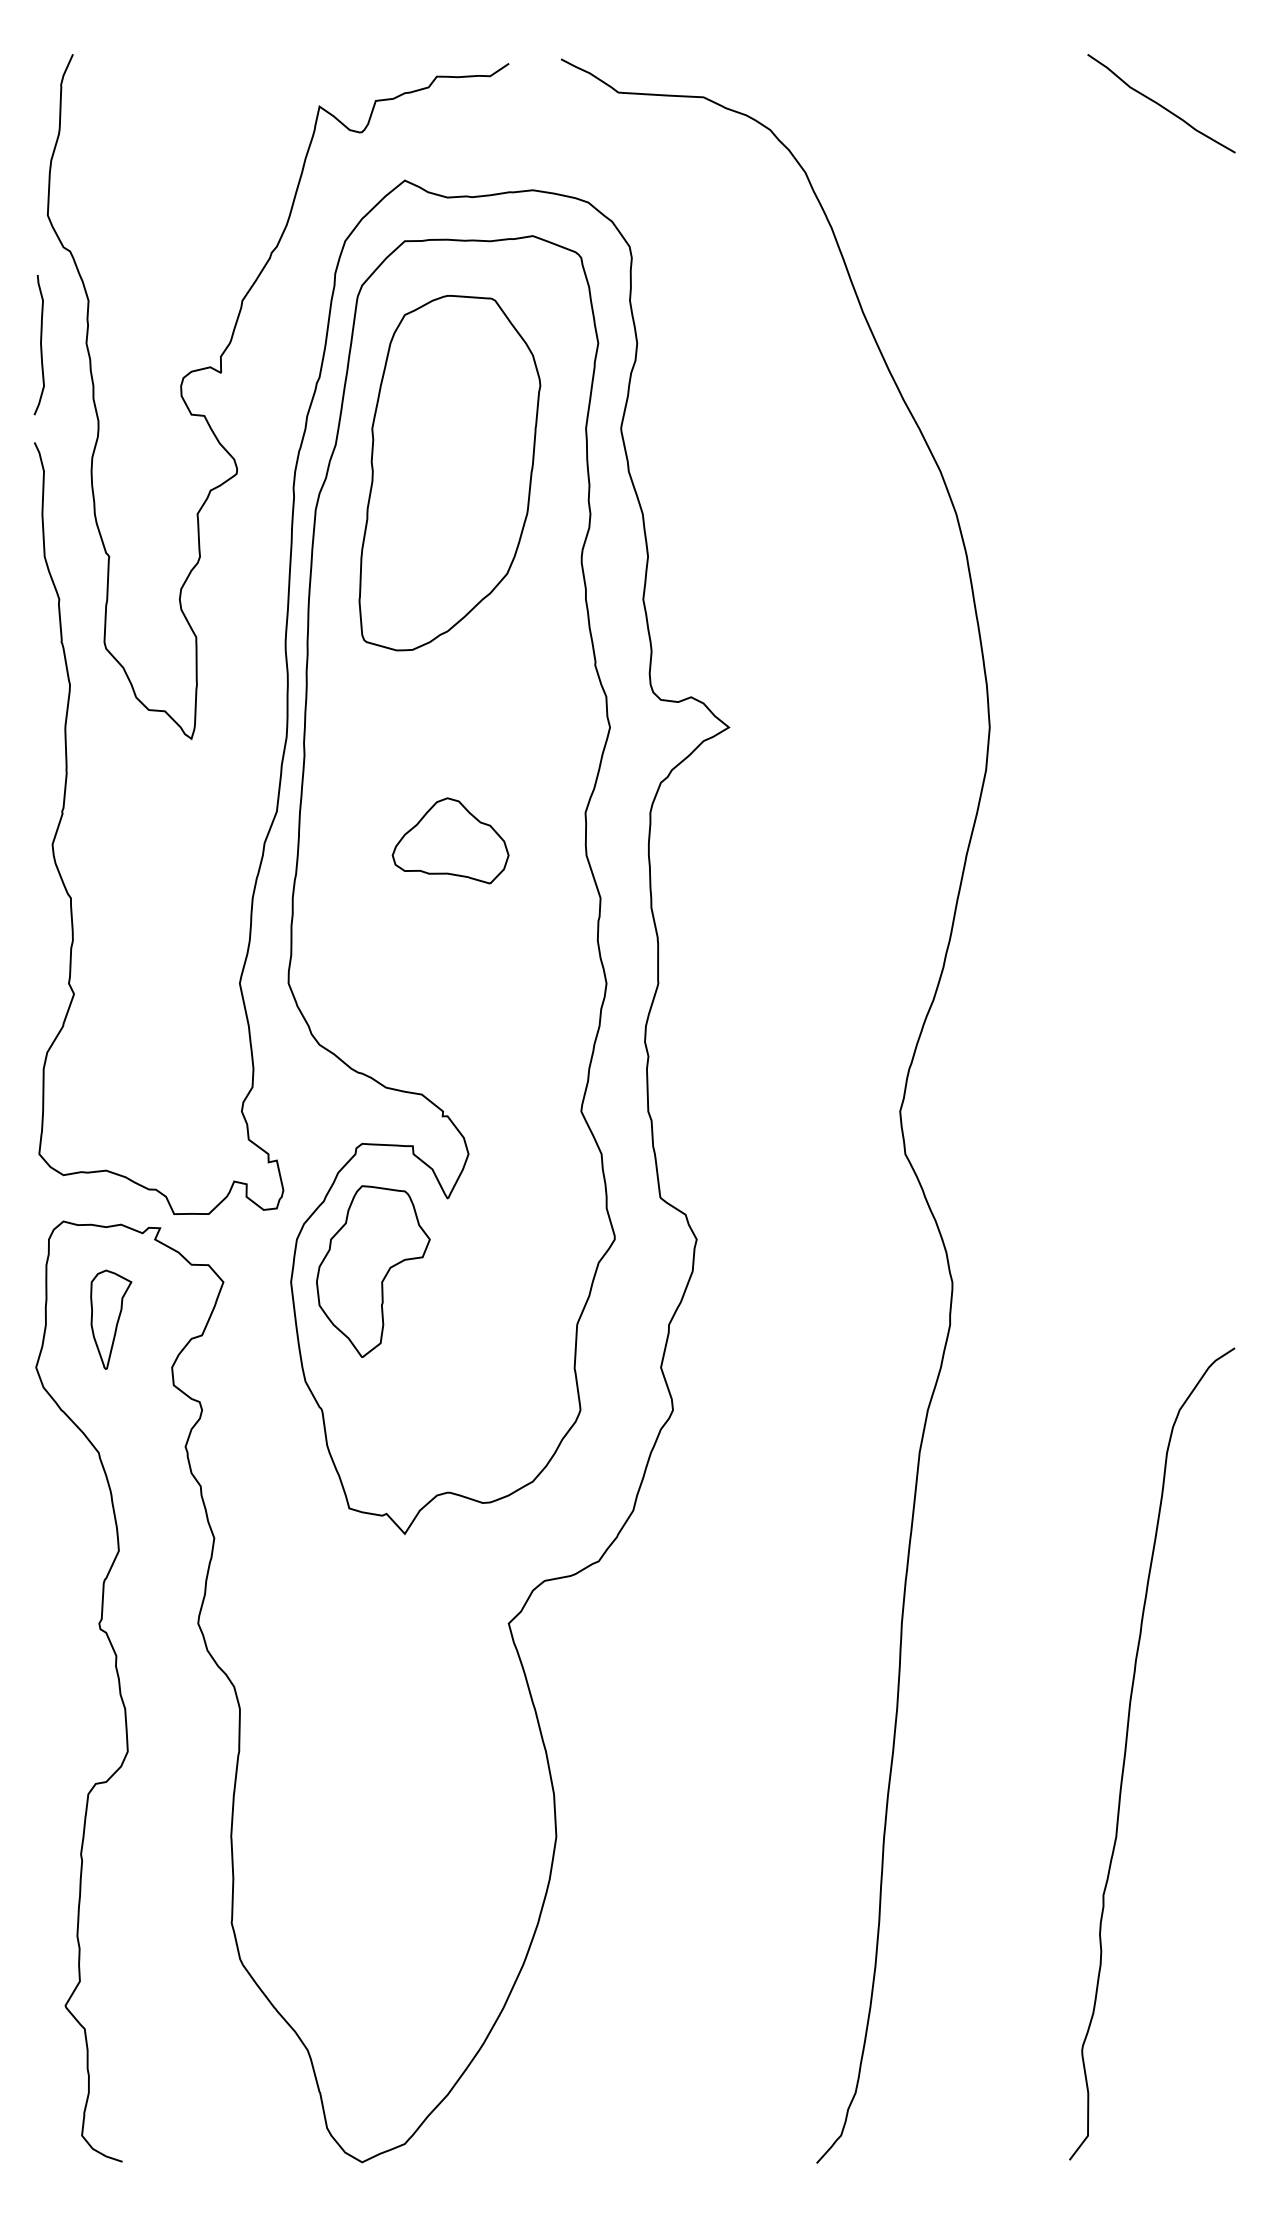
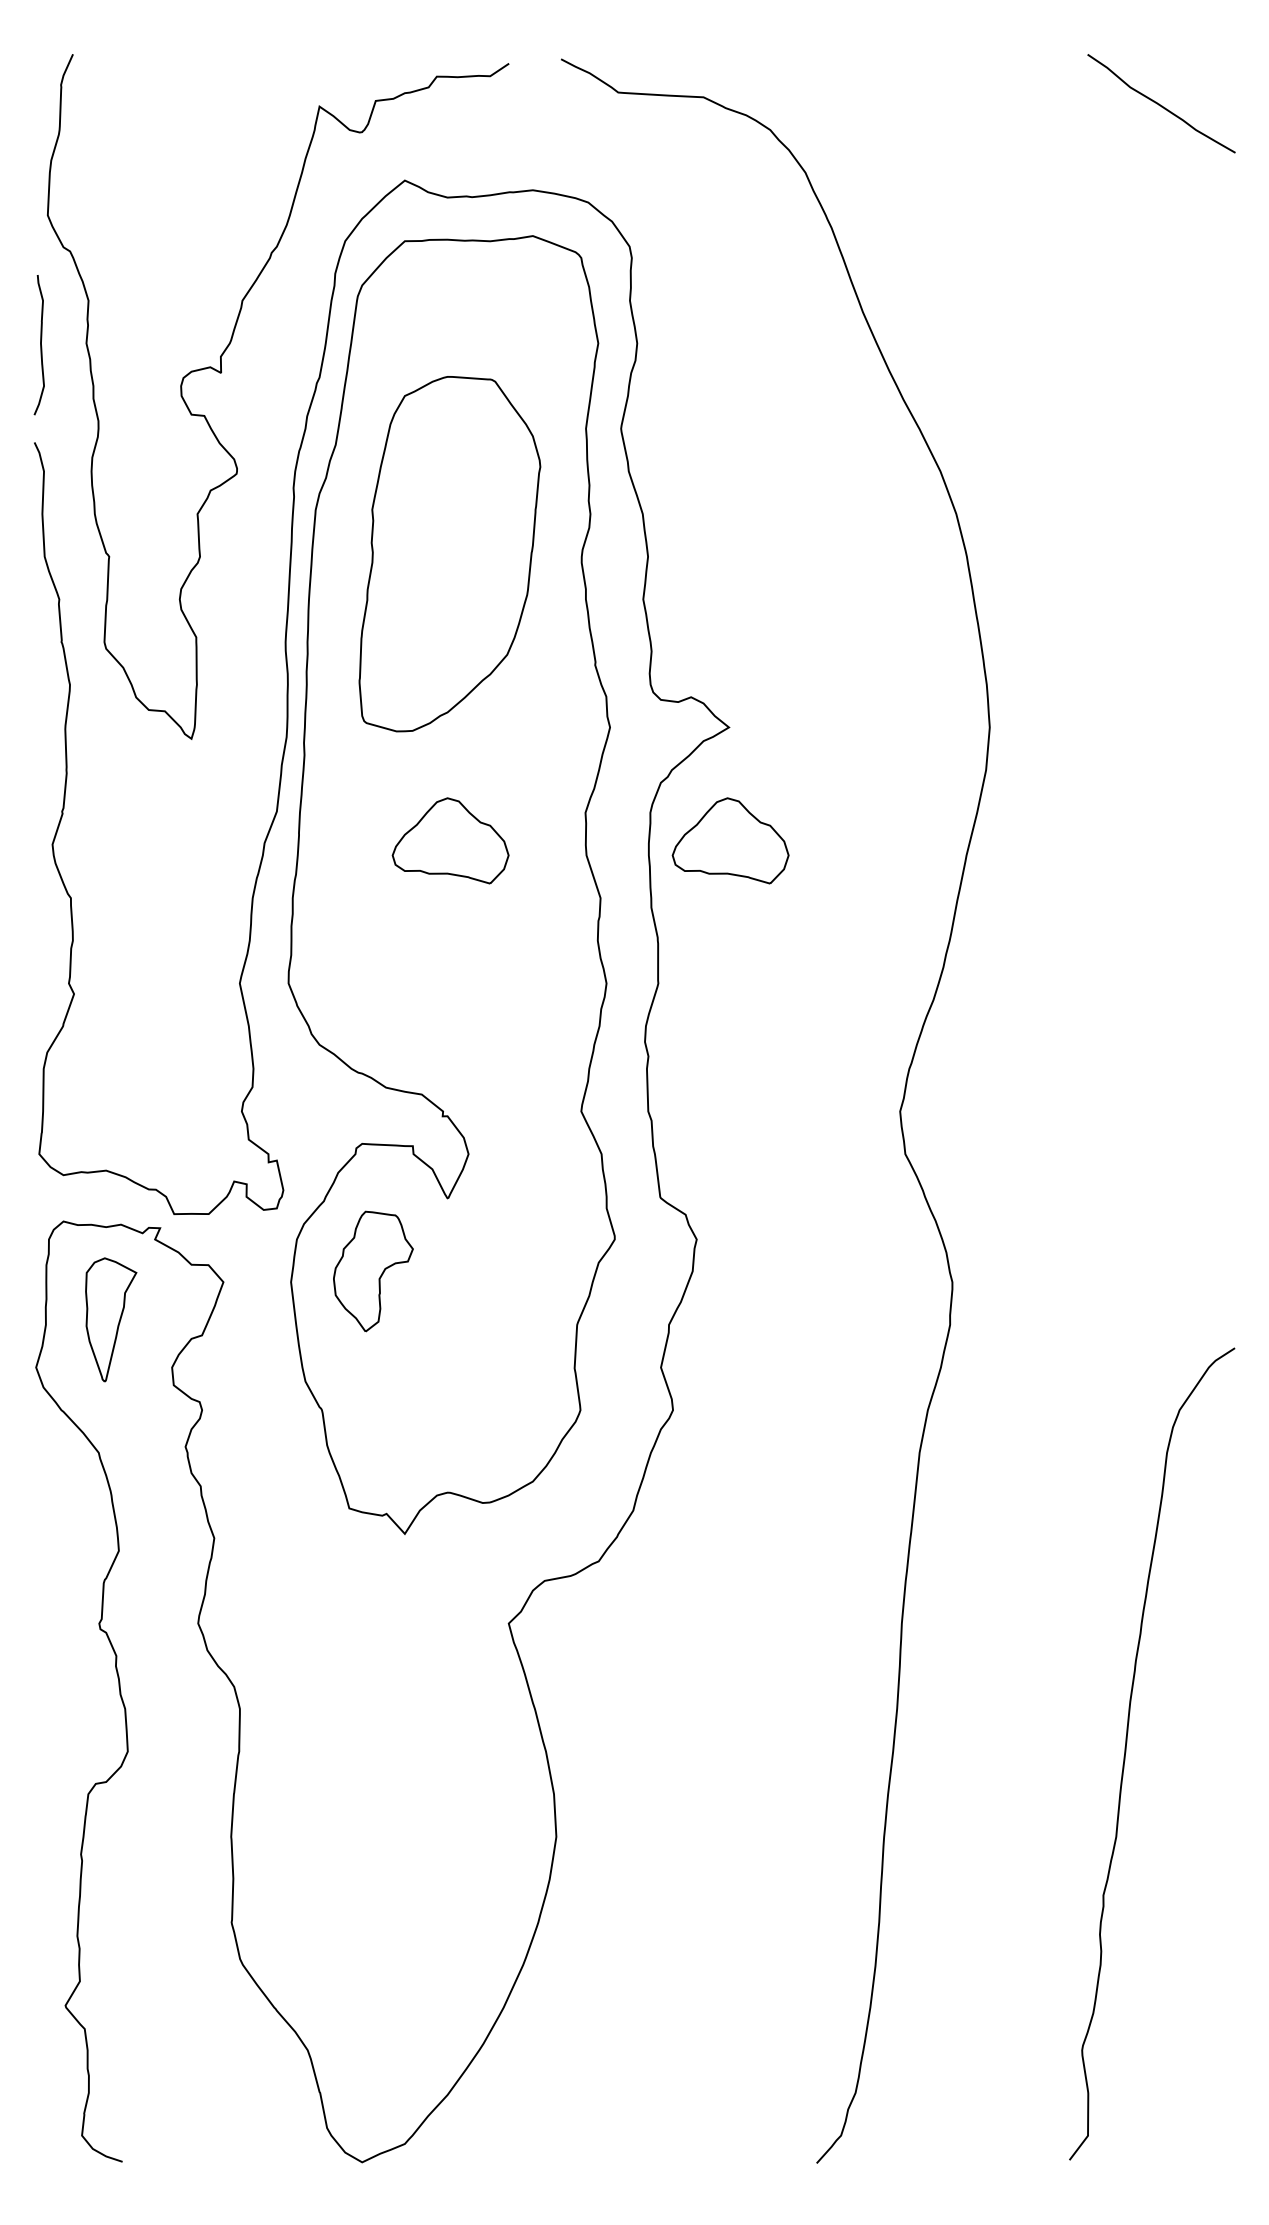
part position: (449, 473) -> (449, 554) (449, 554)
part: none -> present (730, 840)
part size: 115x173 px -> 81x123 px (373, 1271)
part size: 43x101 px -> 53x126 px (111, 1319)
